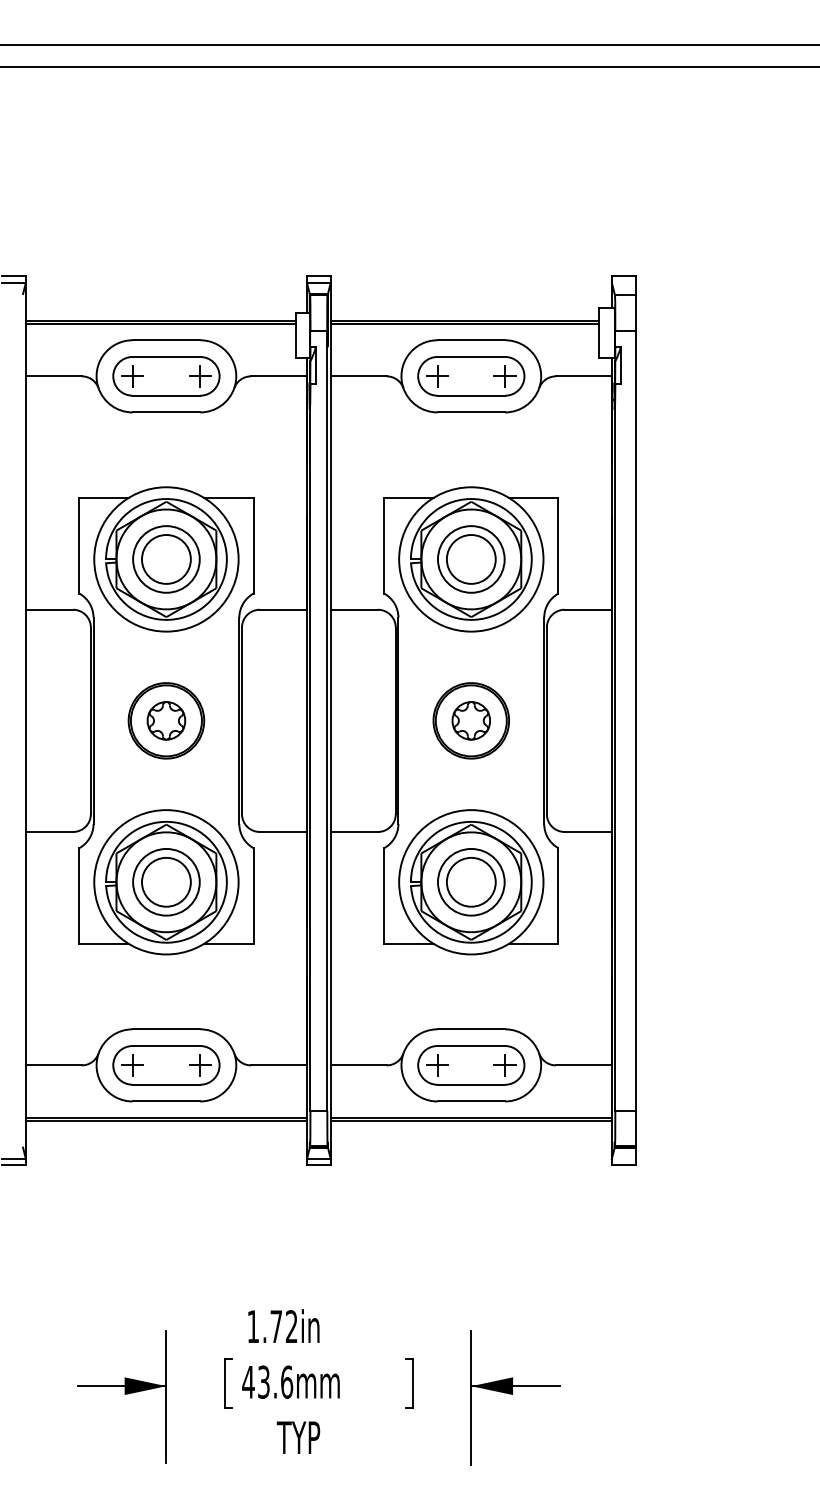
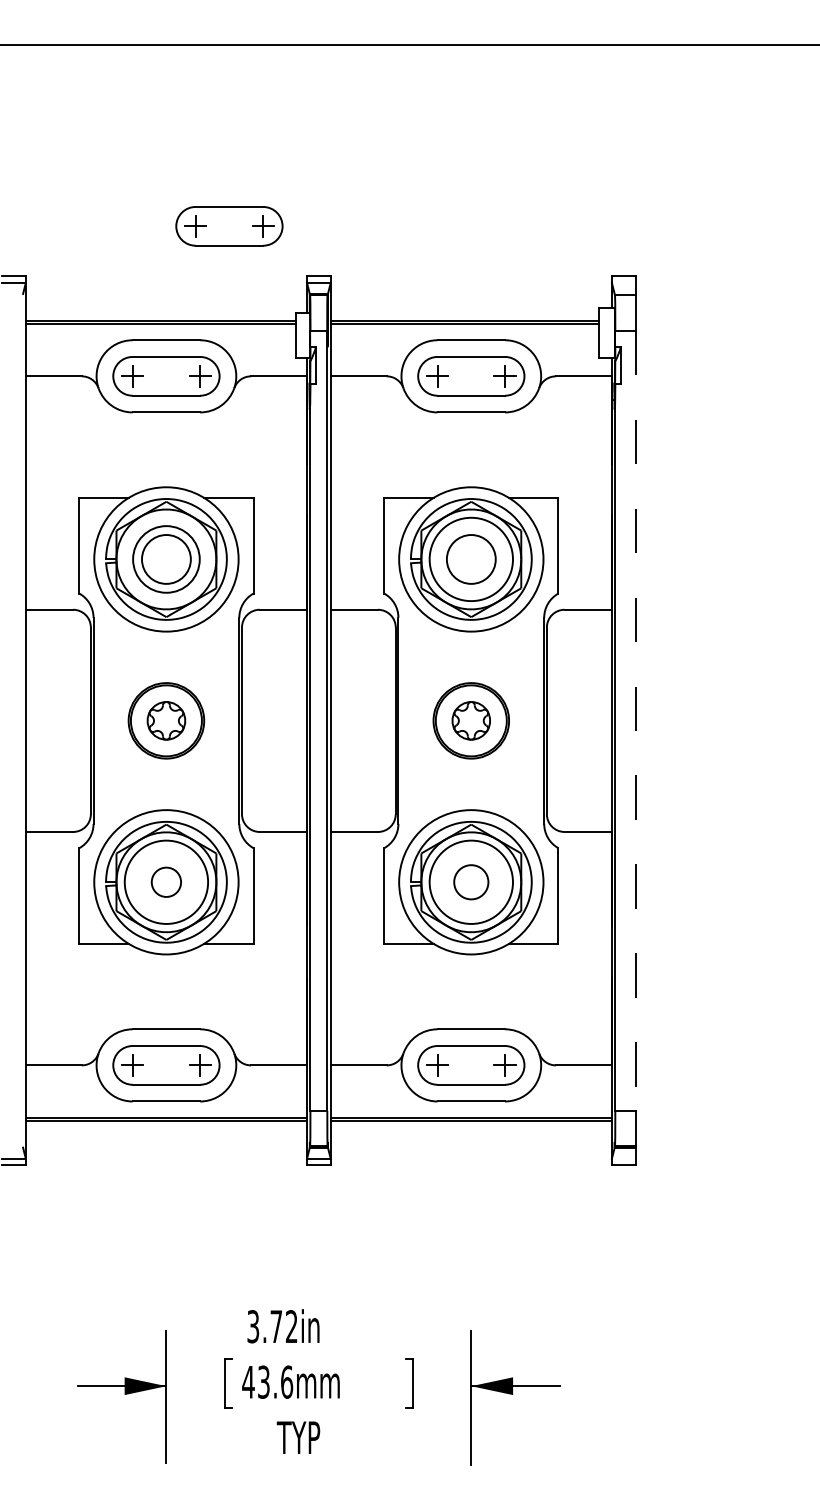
line: present -> none (409, 67)
part: none -> present (229, 226)
circle diameter: 67 px -> 83 px (470, 559)
line: solid -> dashed (636, 720)
circle diameter: 49 px -> 29 px (166, 881)
circle diameter: 67 px -> 83 px (166, 881)
circle diameter: 49 px -> 34 px (471, 882)
circle diameter: 67 px -> 83 px (470, 881)
text: 1.72in -> 3.72in (253, 1326)
